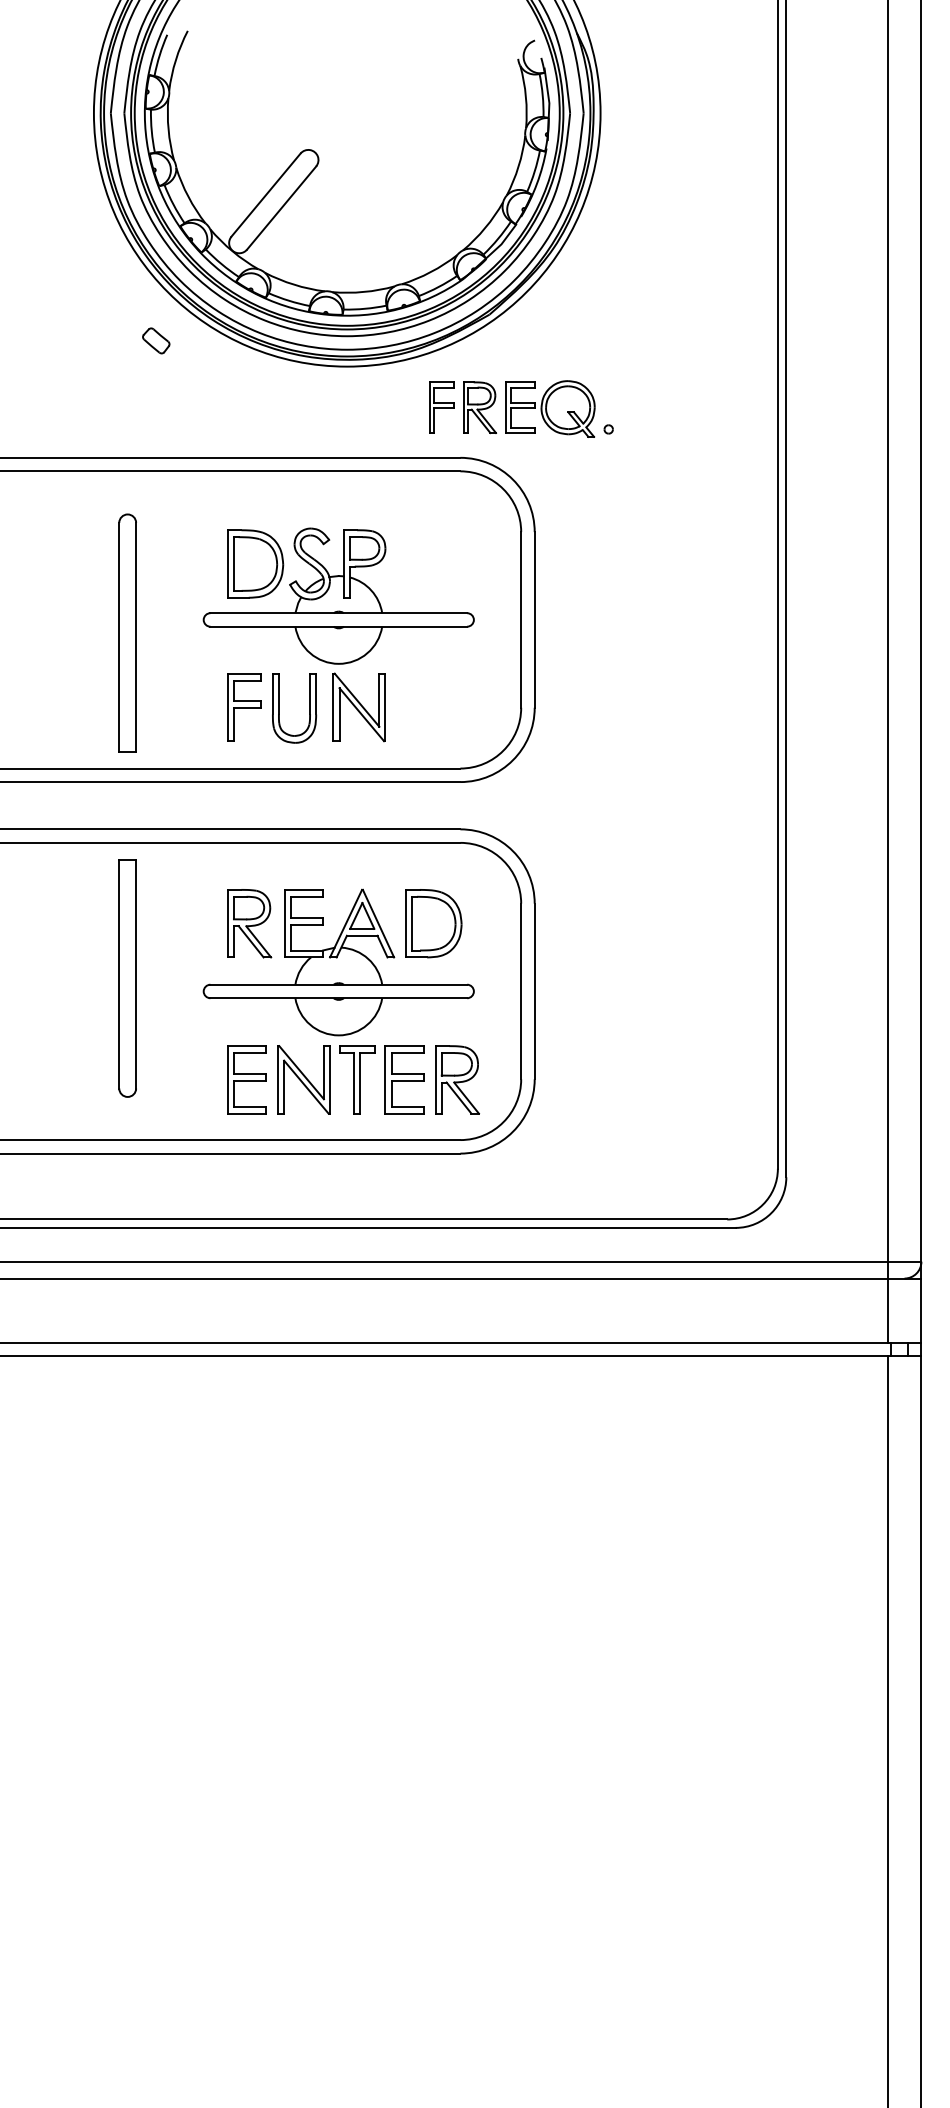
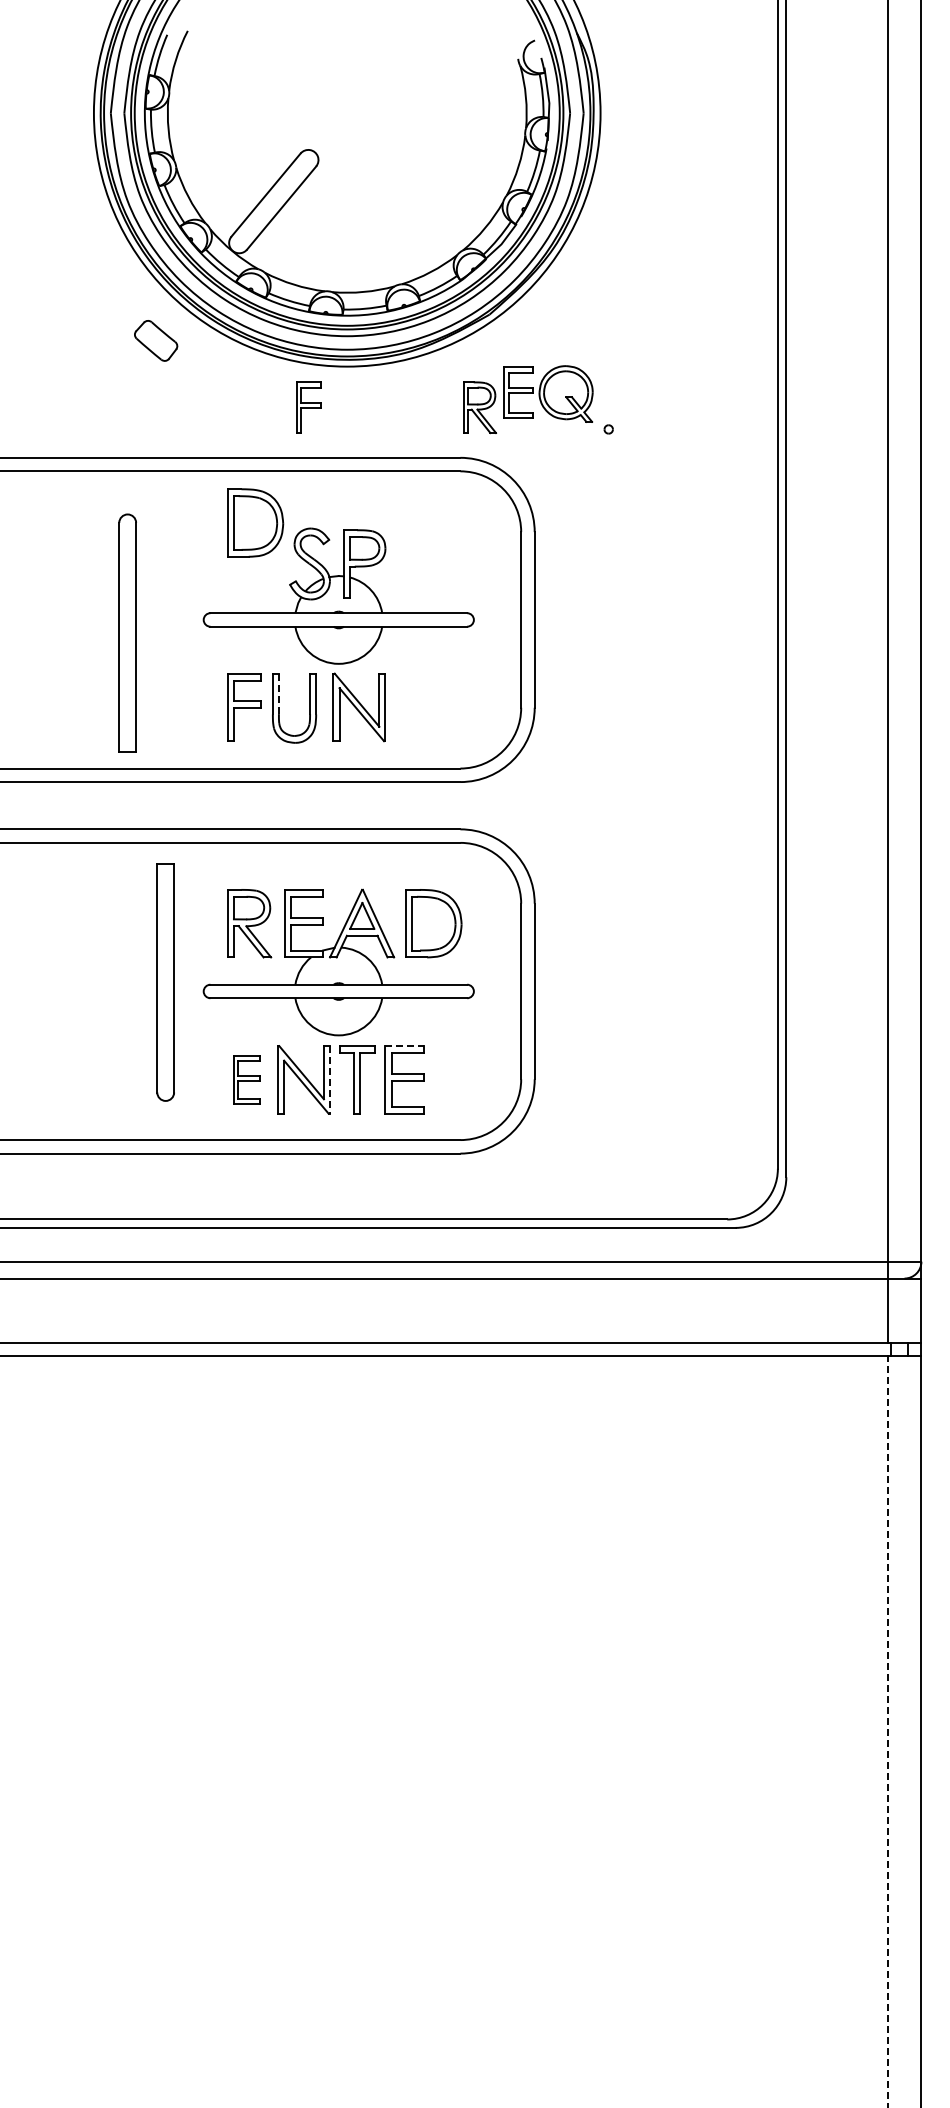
part size: 29x28 px -> 45x42 px (156, 340)
part position: (441, 407) -> (308, 407) (308, 407)
part position: (550, 408) -> (548, 393) (548, 393)
part position: (255, 563) -> (255, 522) (255, 522)
line: solid -> dashed (278, 694)
part position: (127, 978) -> (165, 982) (165, 982)
line: solid -> dashed (404, 1046)
part size: 40x70 px -> 28x50 px (246, 1079)
line: solid -> dashed (330, 1079)
part: present -> none (457, 1079)
line: solid -> dashed (887, 1732)
